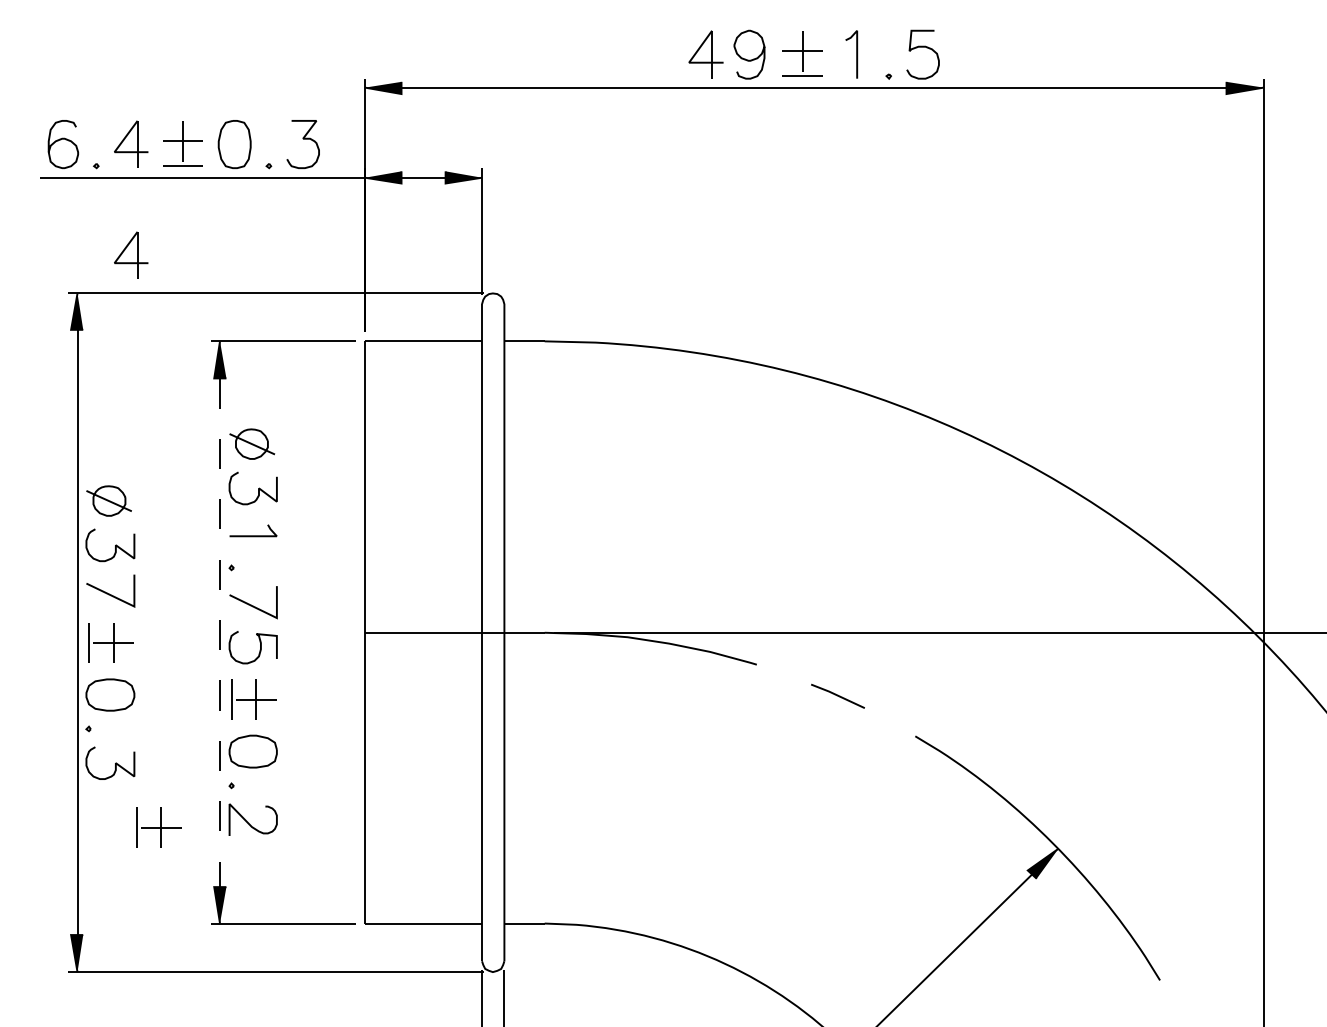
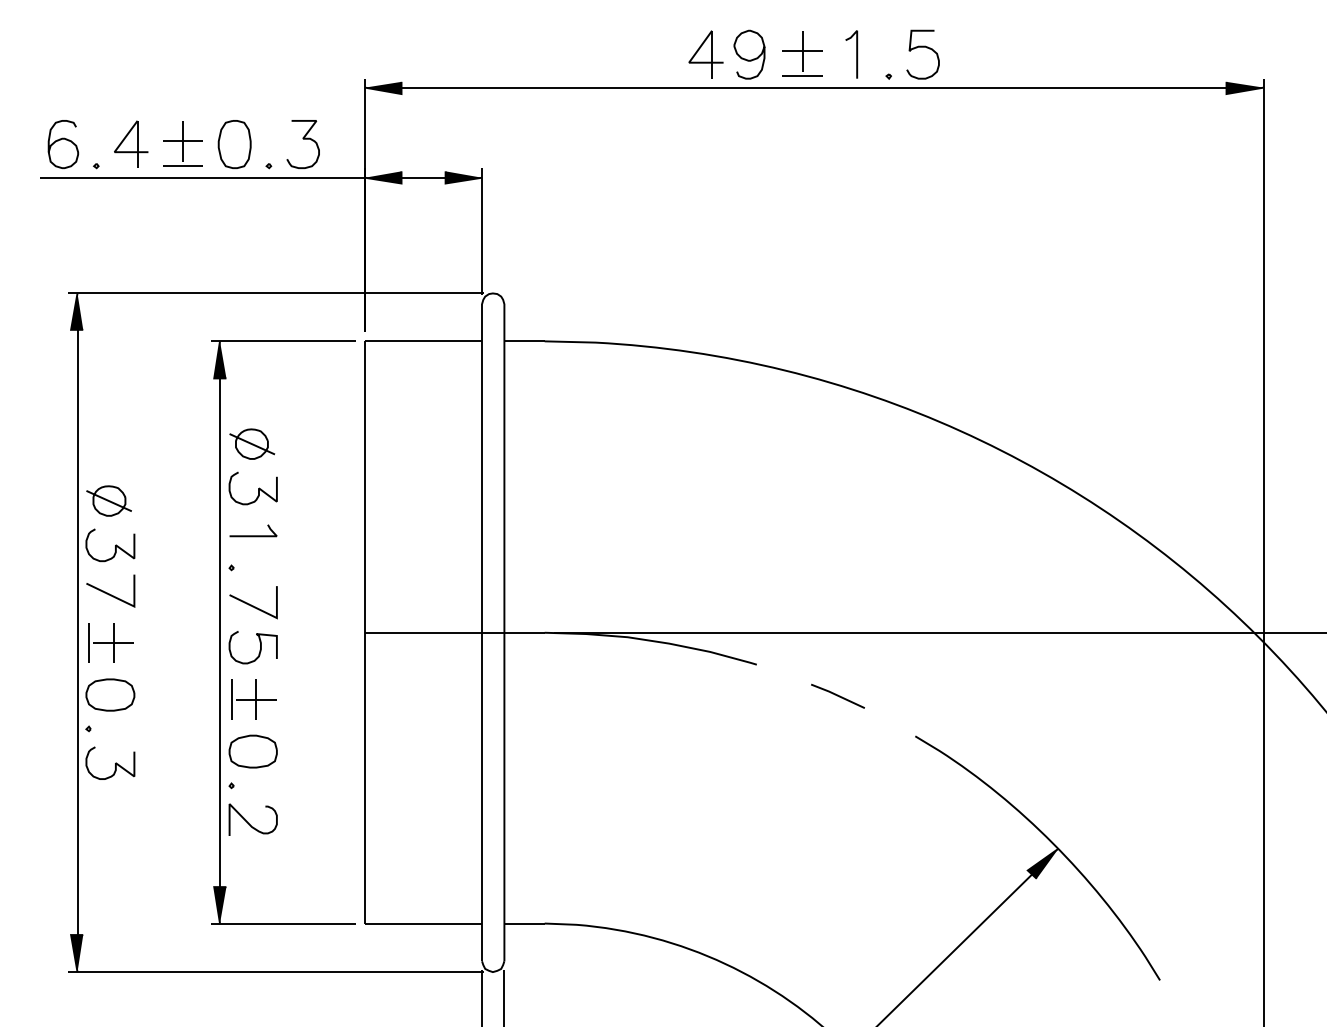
part: present -> none (131, 254)
line: dashed -> solid (220, 633)
part: present -> none (158, 827)
